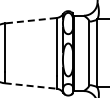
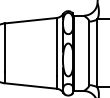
line: dashed -> solid (30, 20)
line: dashed -> solid (31, 86)
